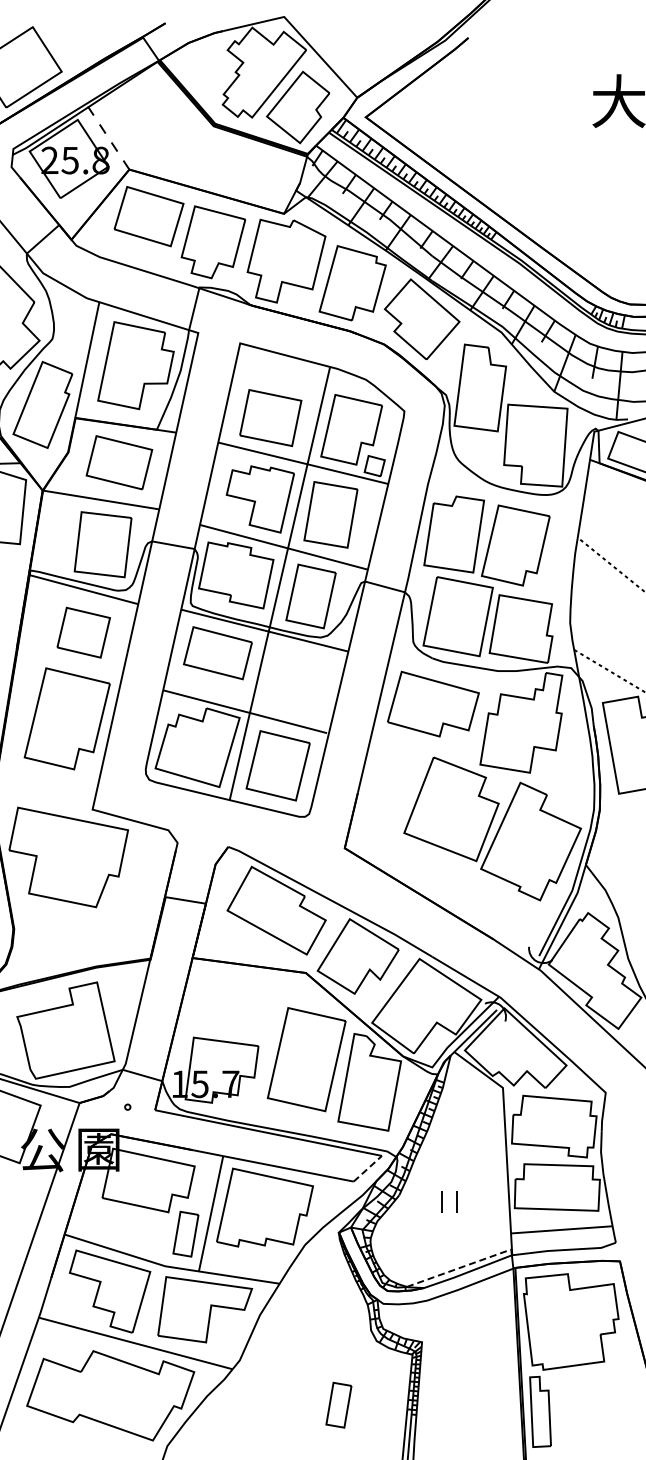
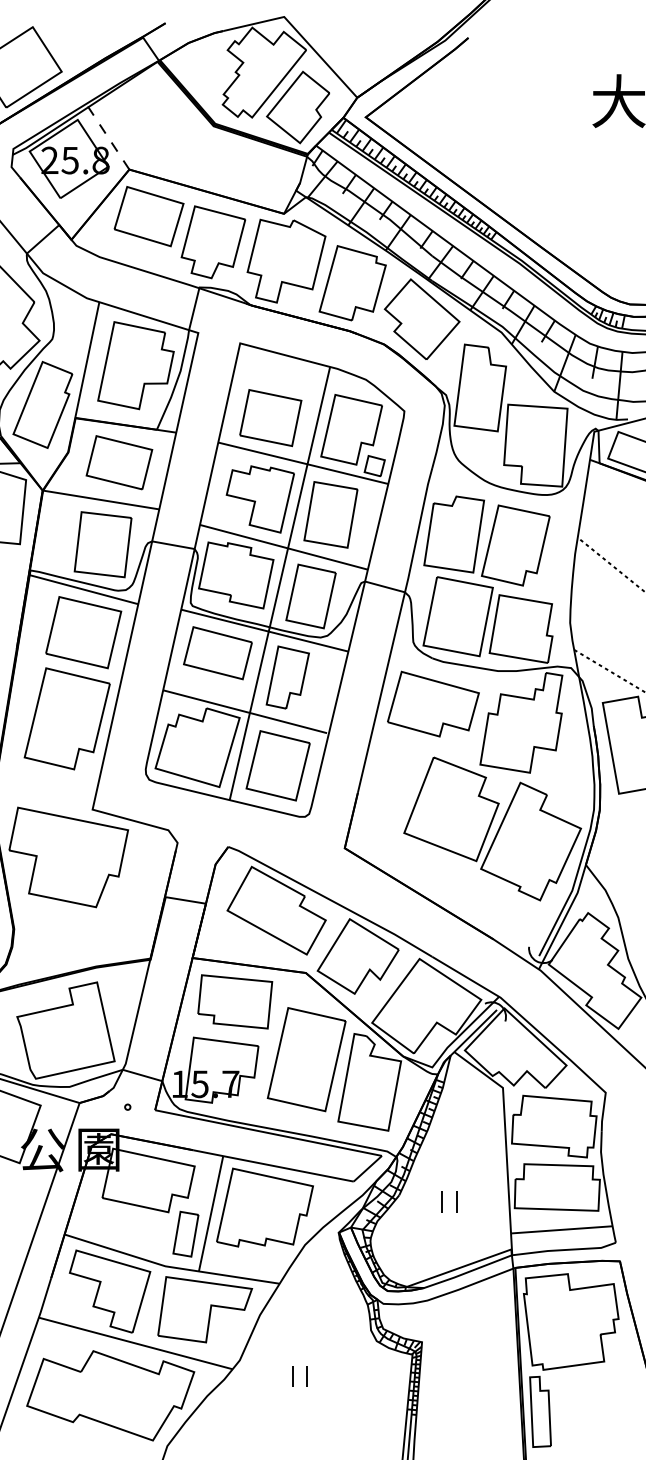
part size: 55x53 px -> 78x74 px (83, 632)
part: none -> present (287, 677)
part: none -> present (235, 1001)
line: dashed -> solid (368, 1168)
line: dashed -> solid (459, 1268)
part: none -> present (299, 1376)
part: present -> none (338, 1404)
